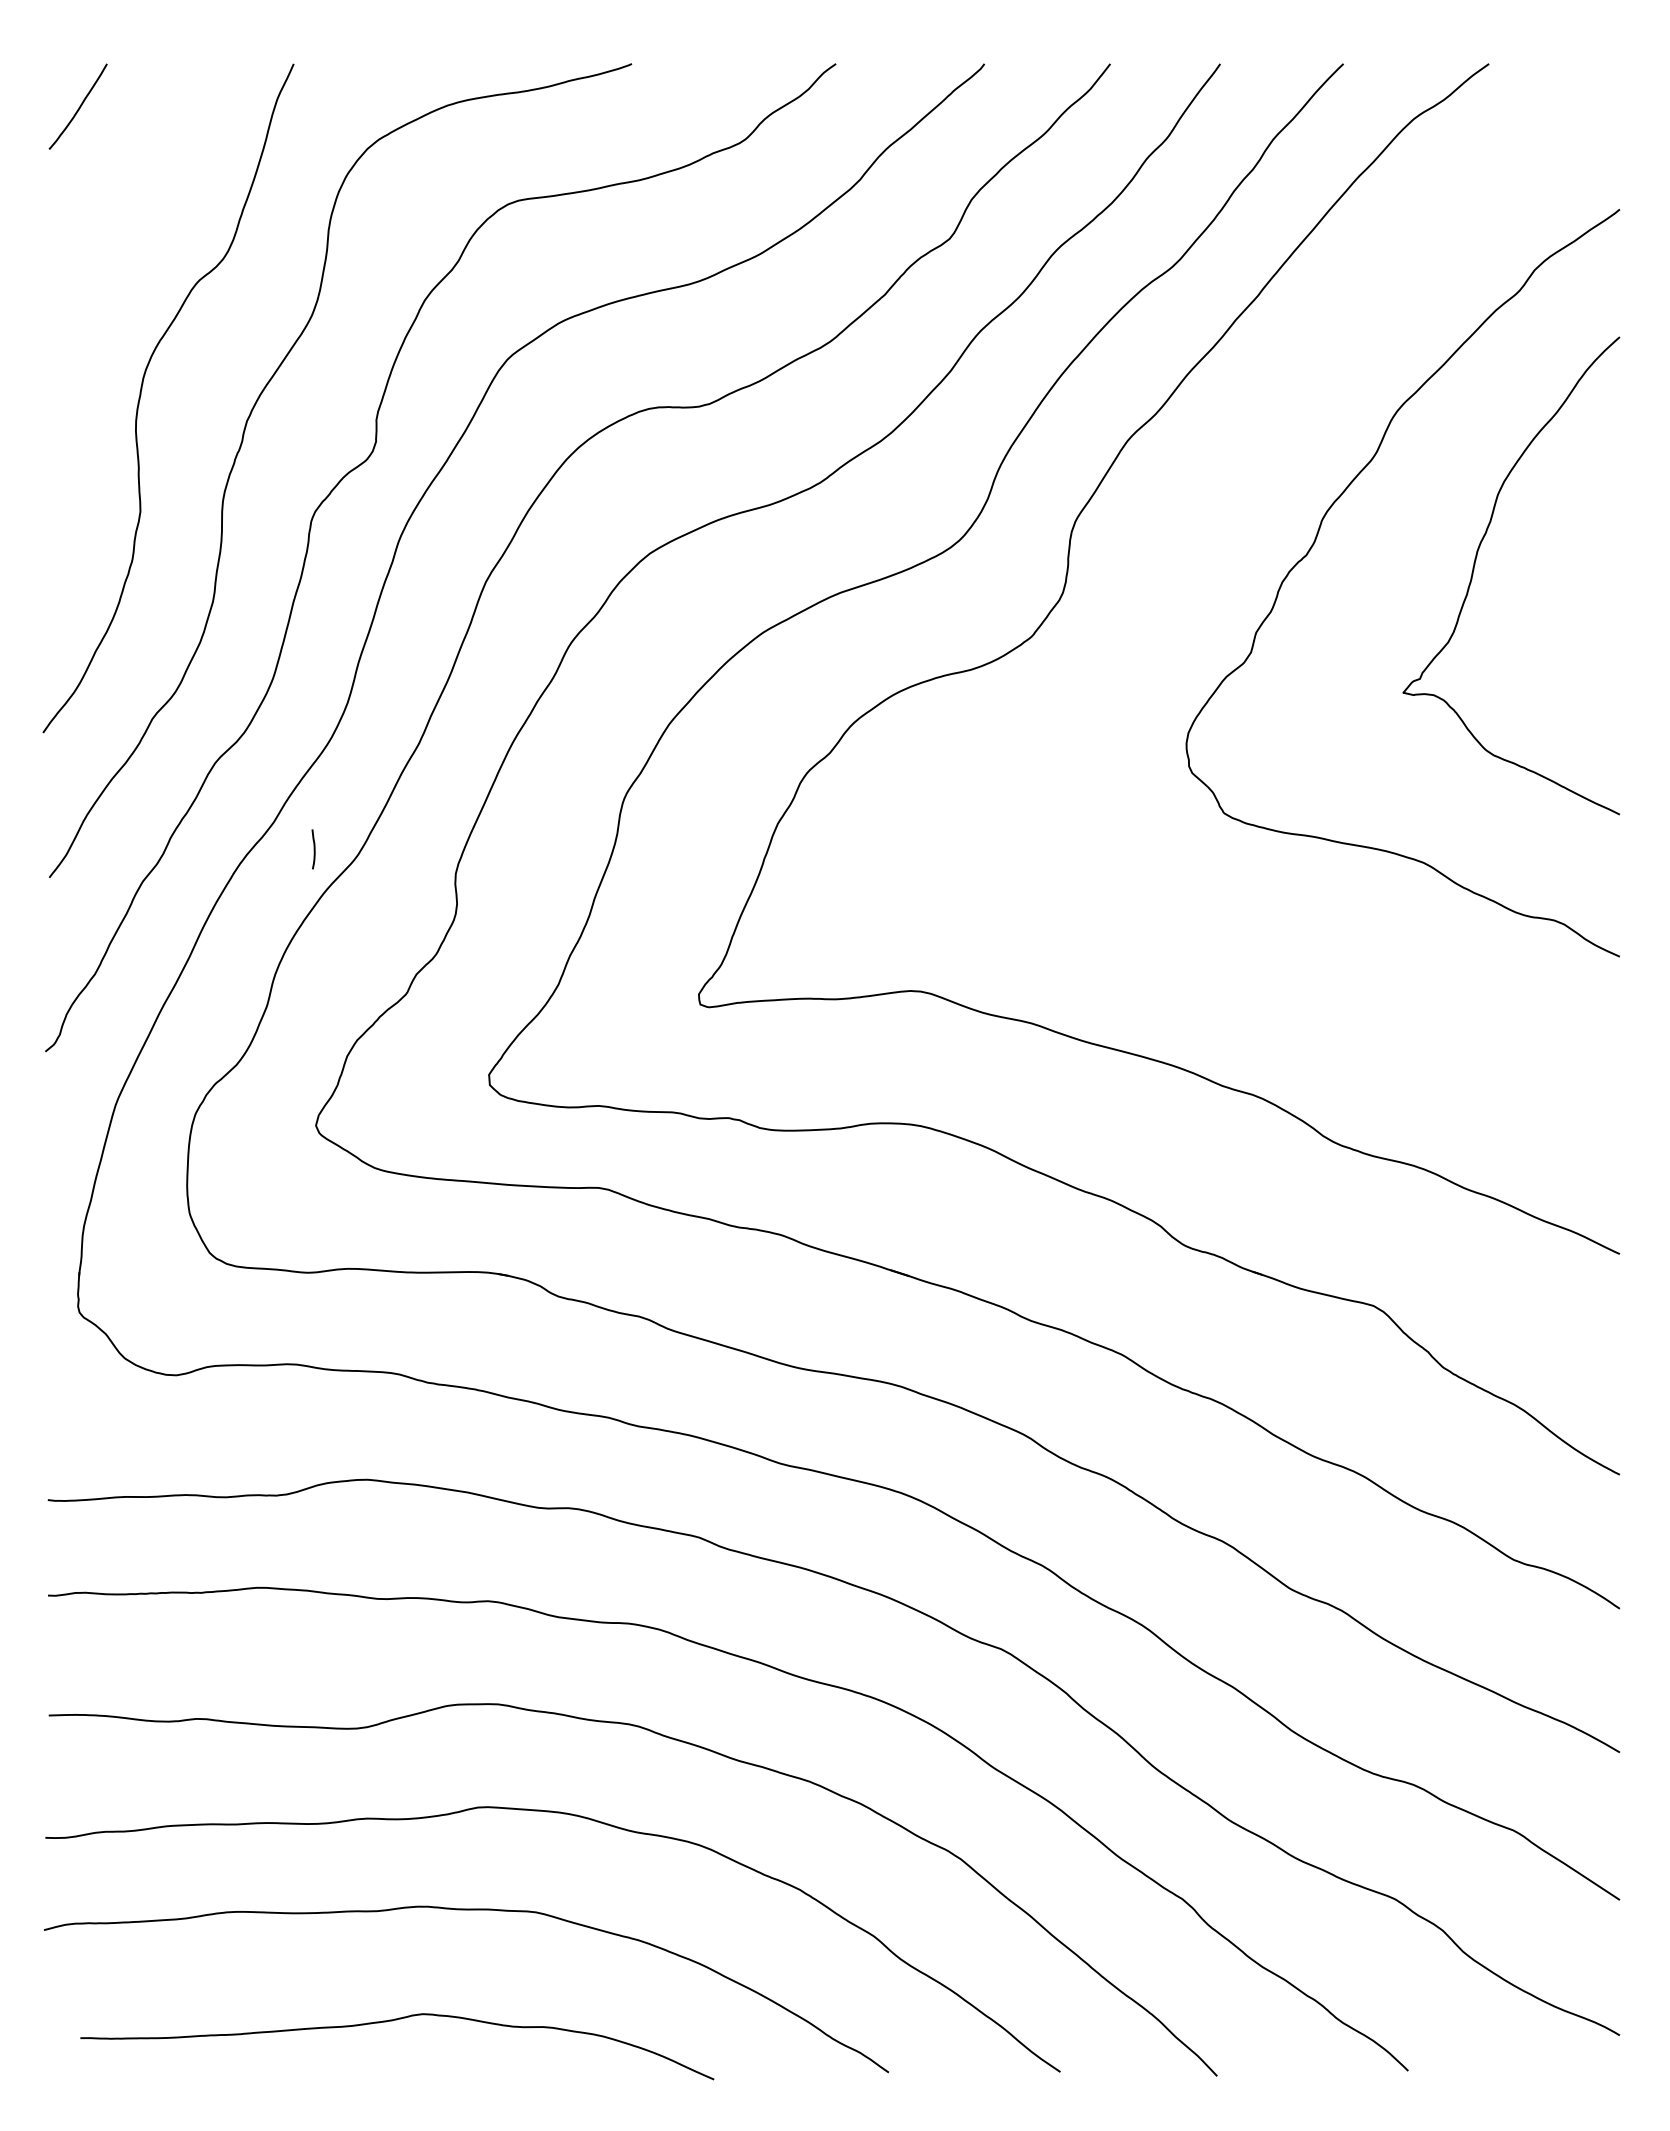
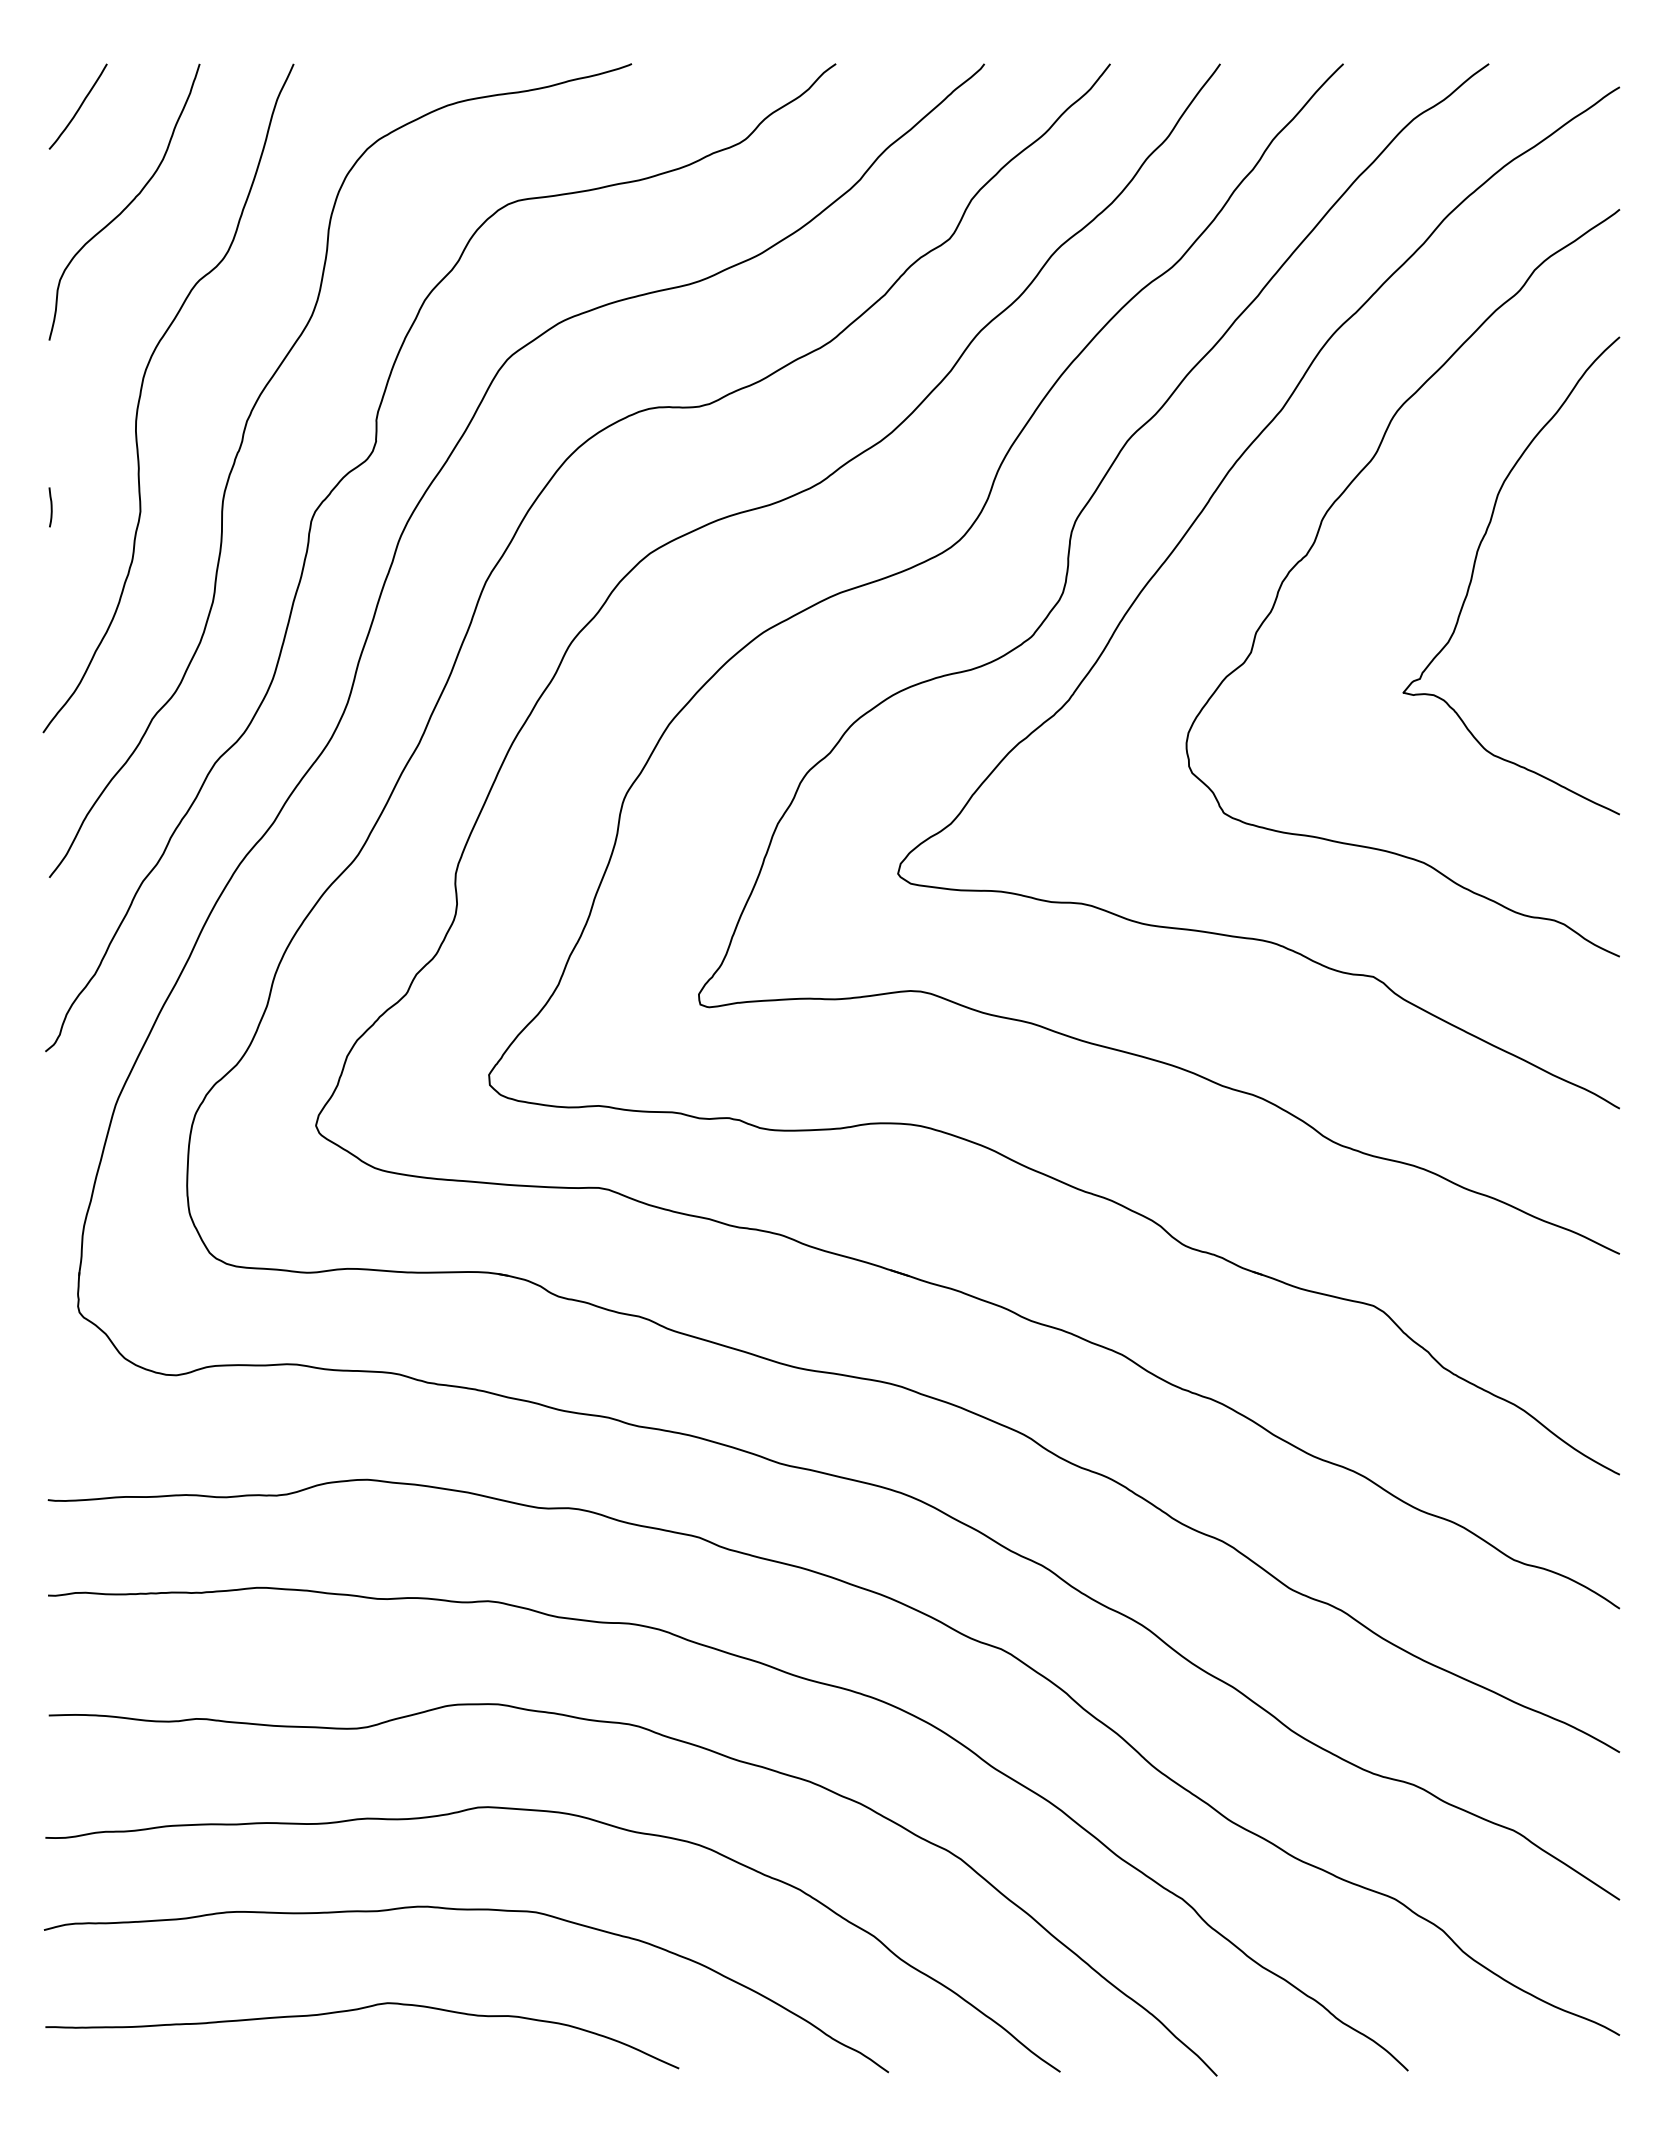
curve: none -> present (127, 204)
curve: none -> present (1179, 544)
curve position: (313, 849) -> (50, 507) (50, 507)
curve position: (392, 2021) -> (357, 2010) (357, 2010)
